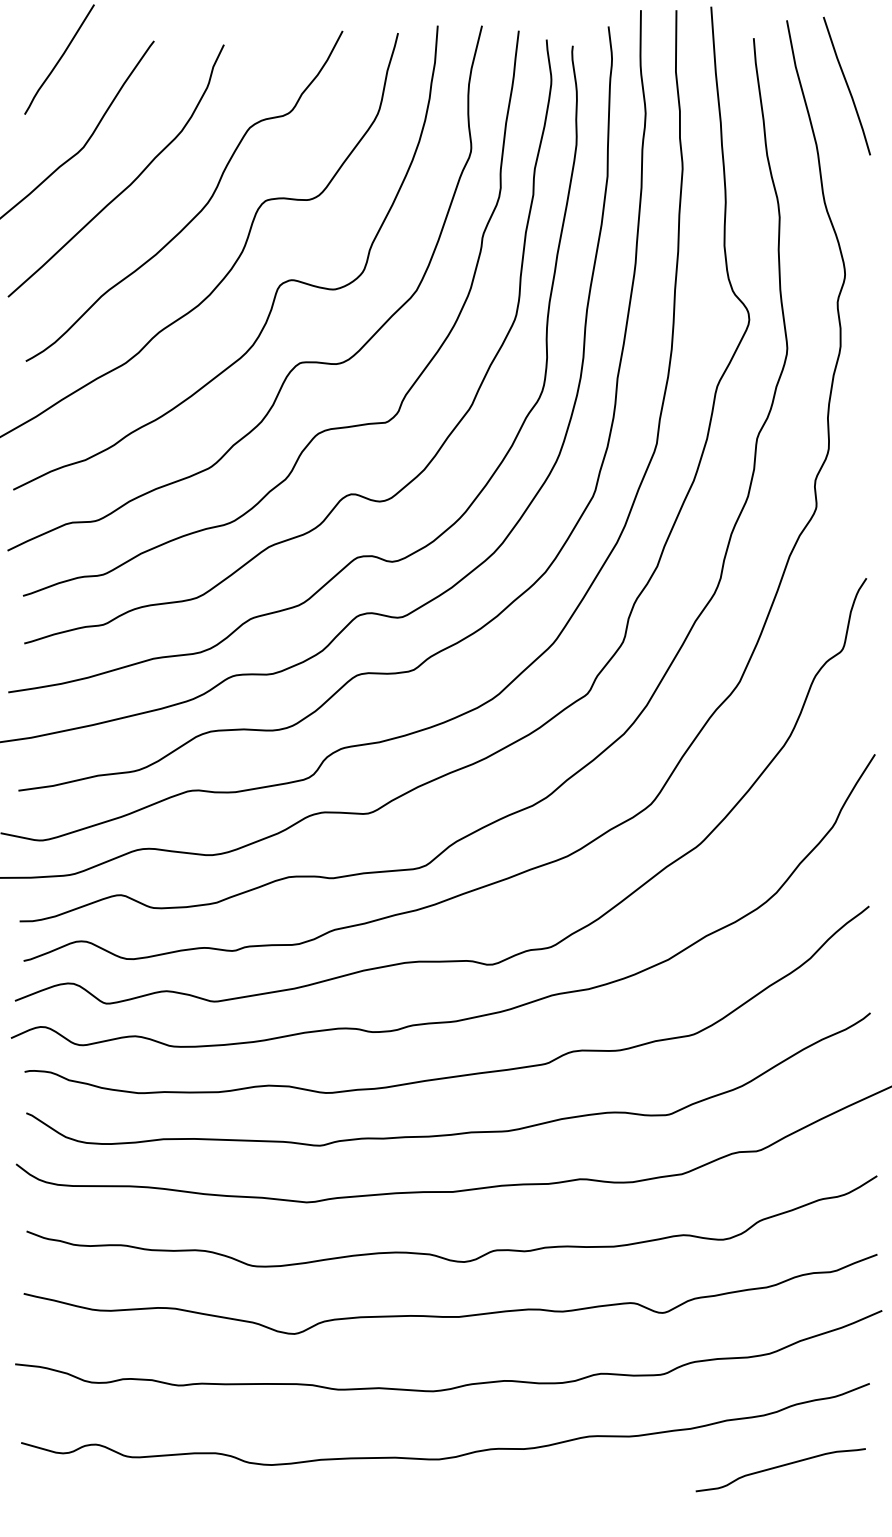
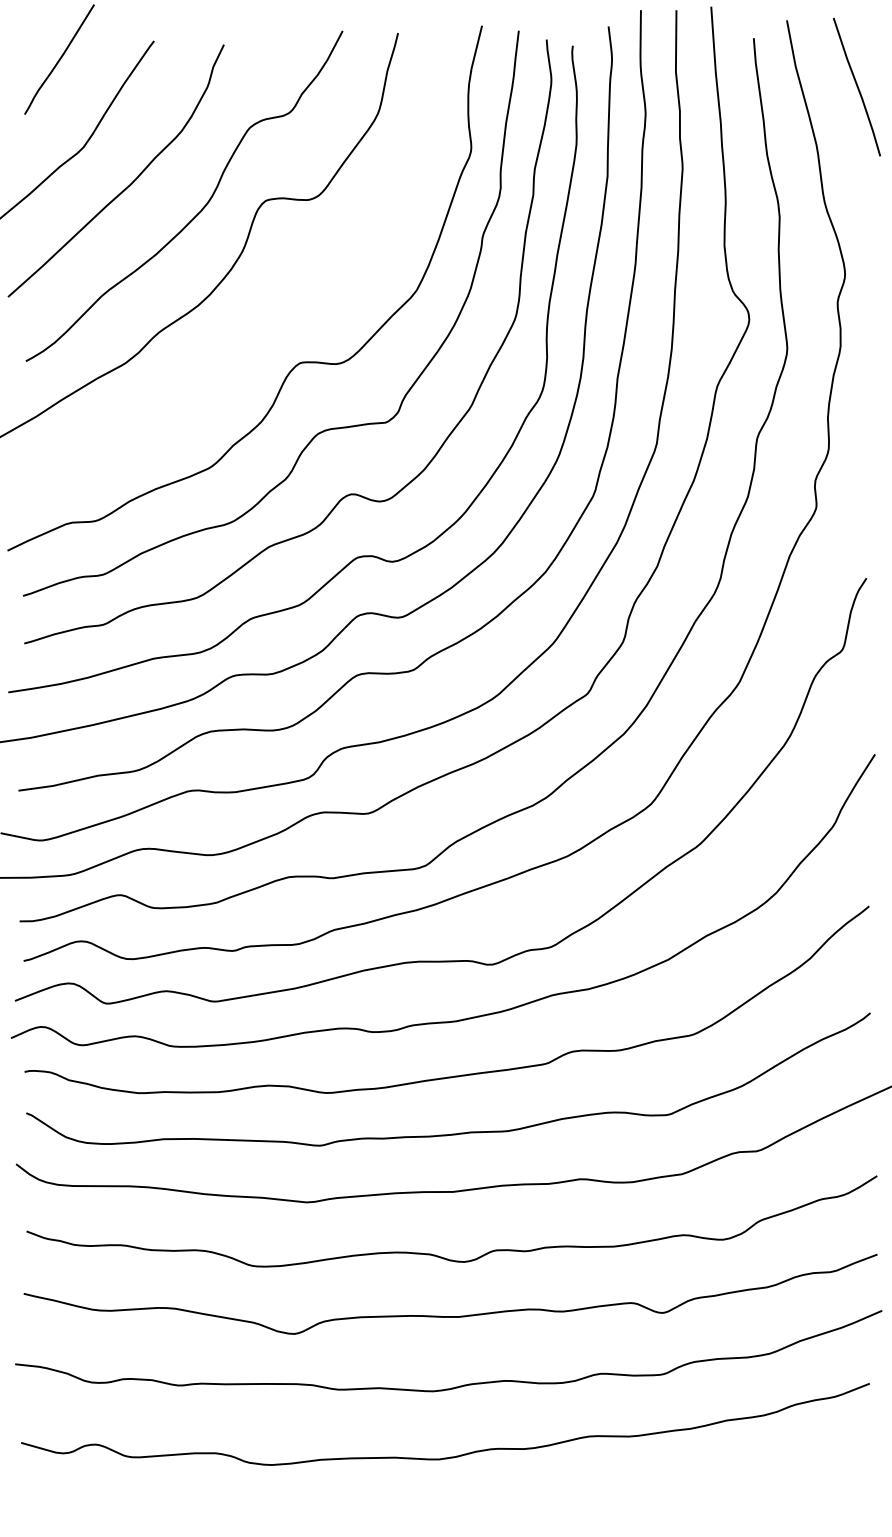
line position: (846, 85) -> (856, 86) (856, 86)
curve: present -> none (277, 287)
curve: present -> none (780, 1467)
